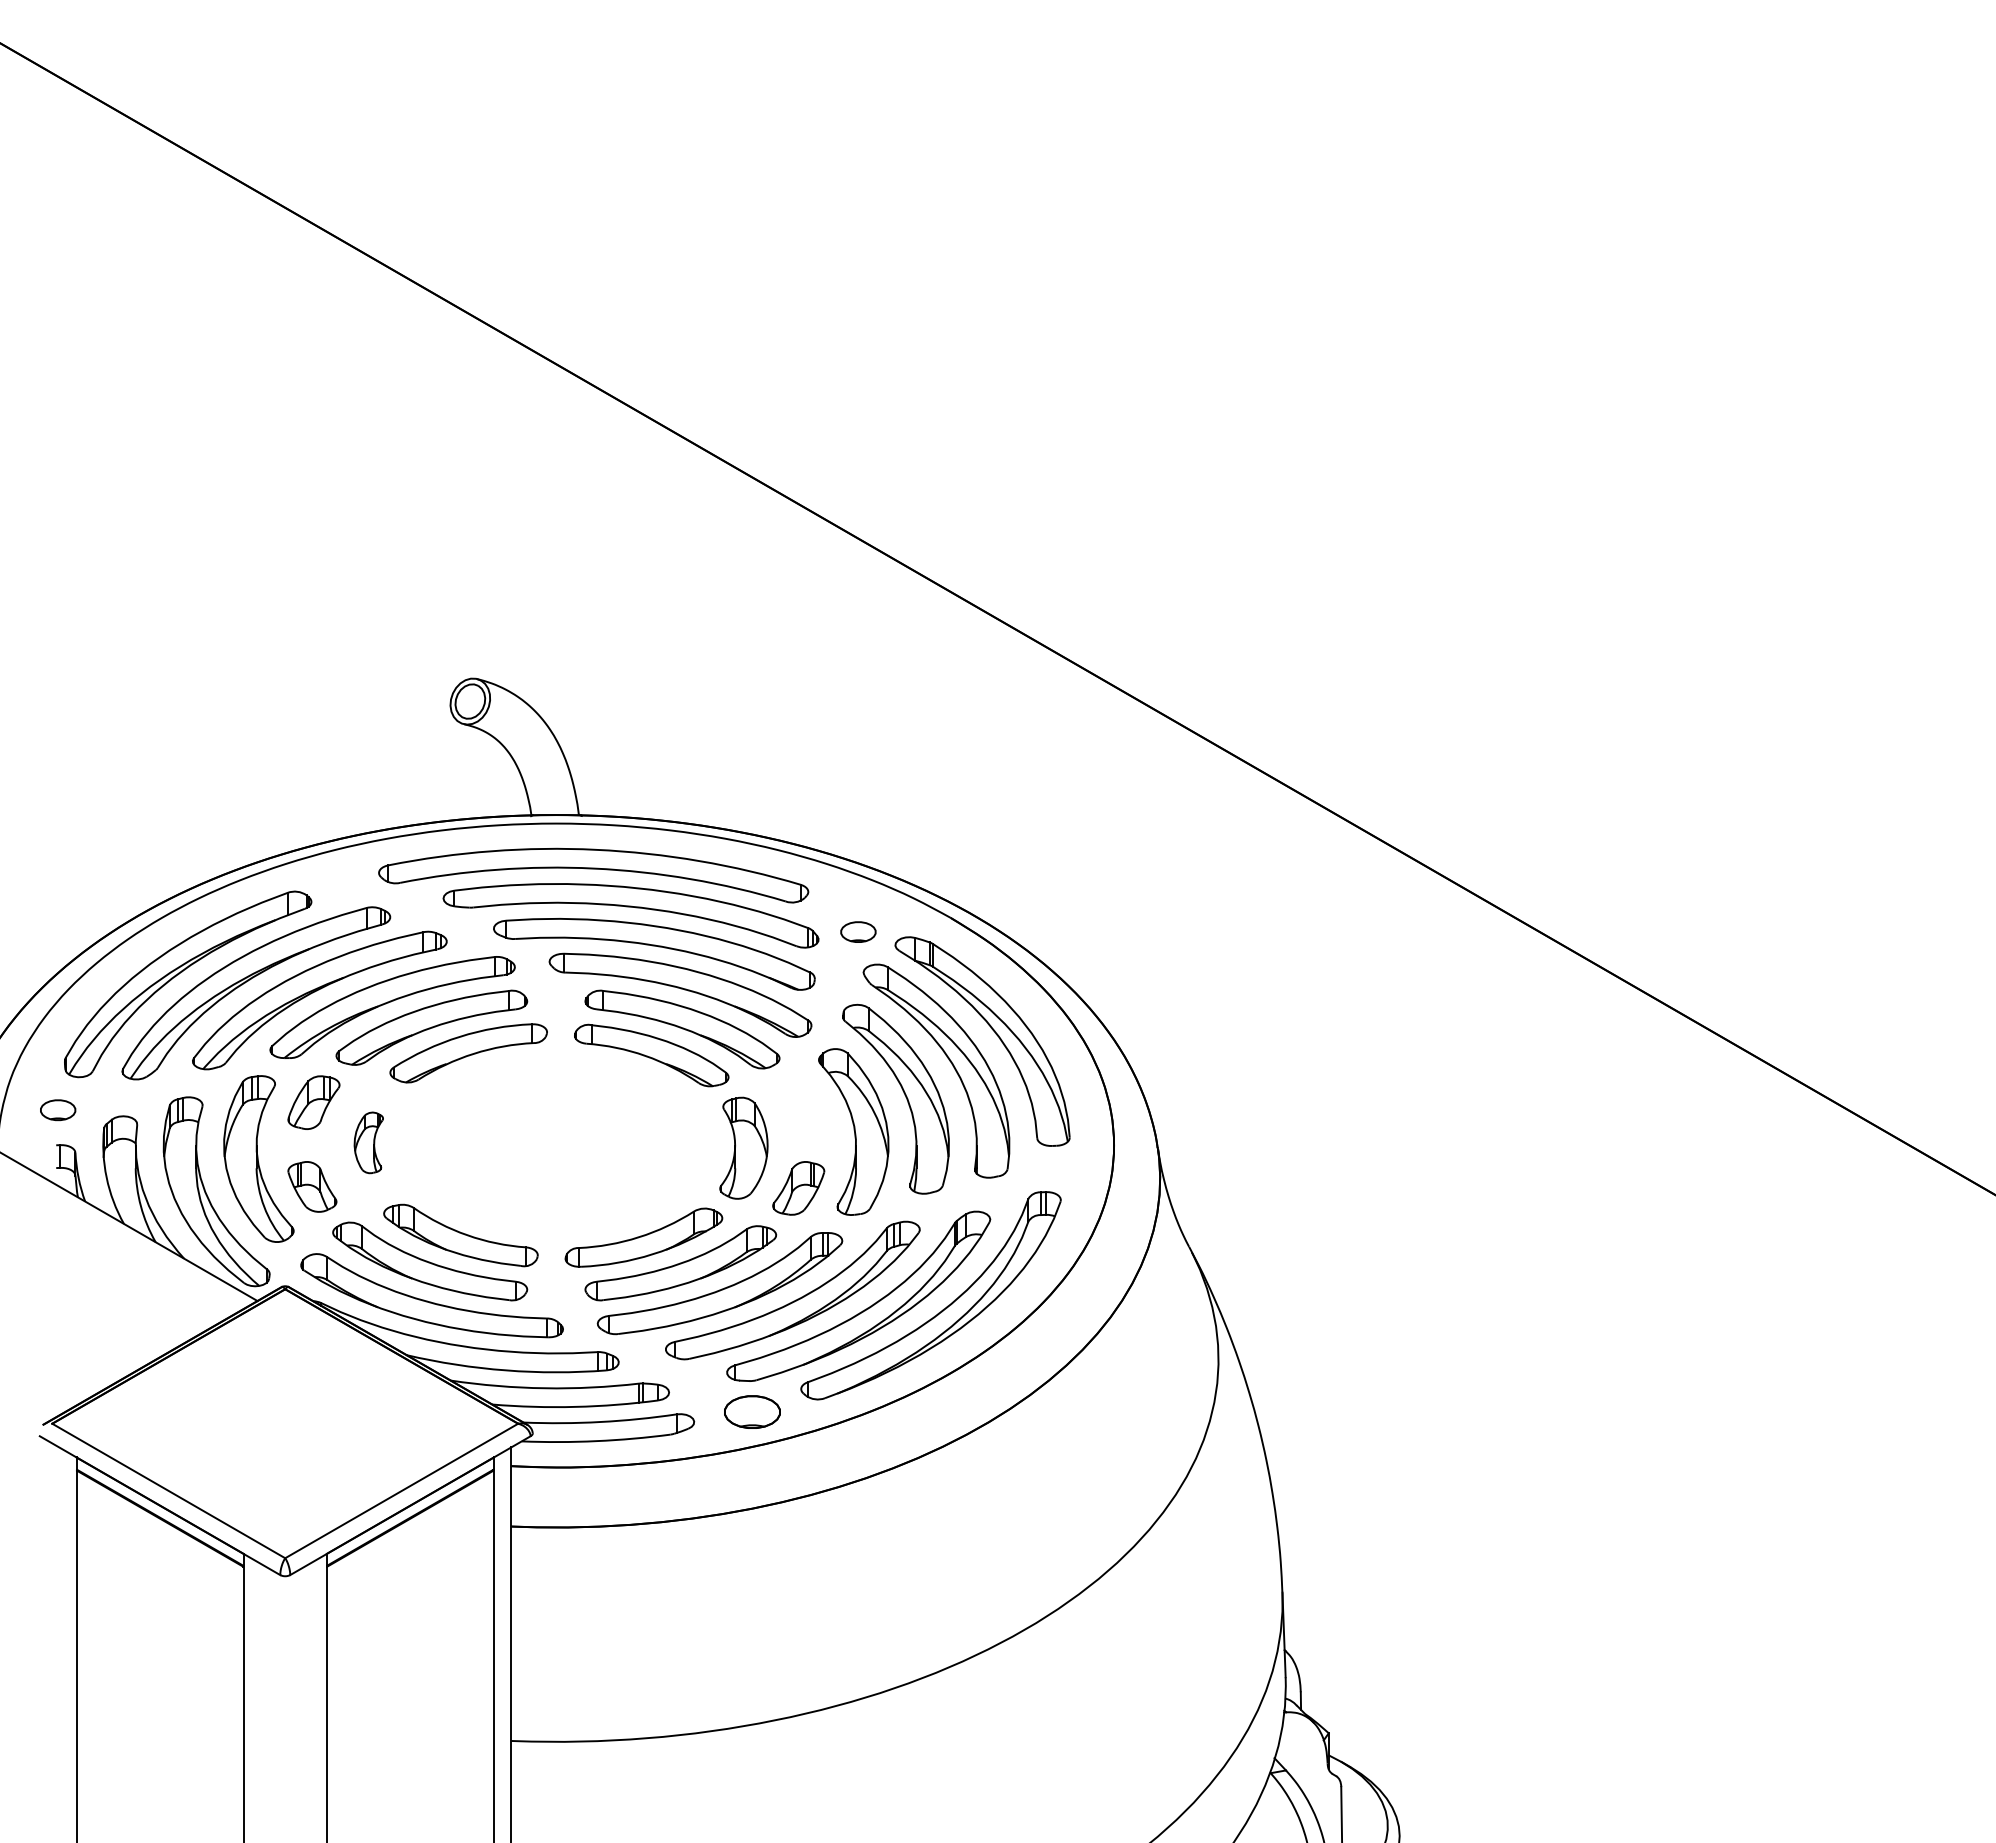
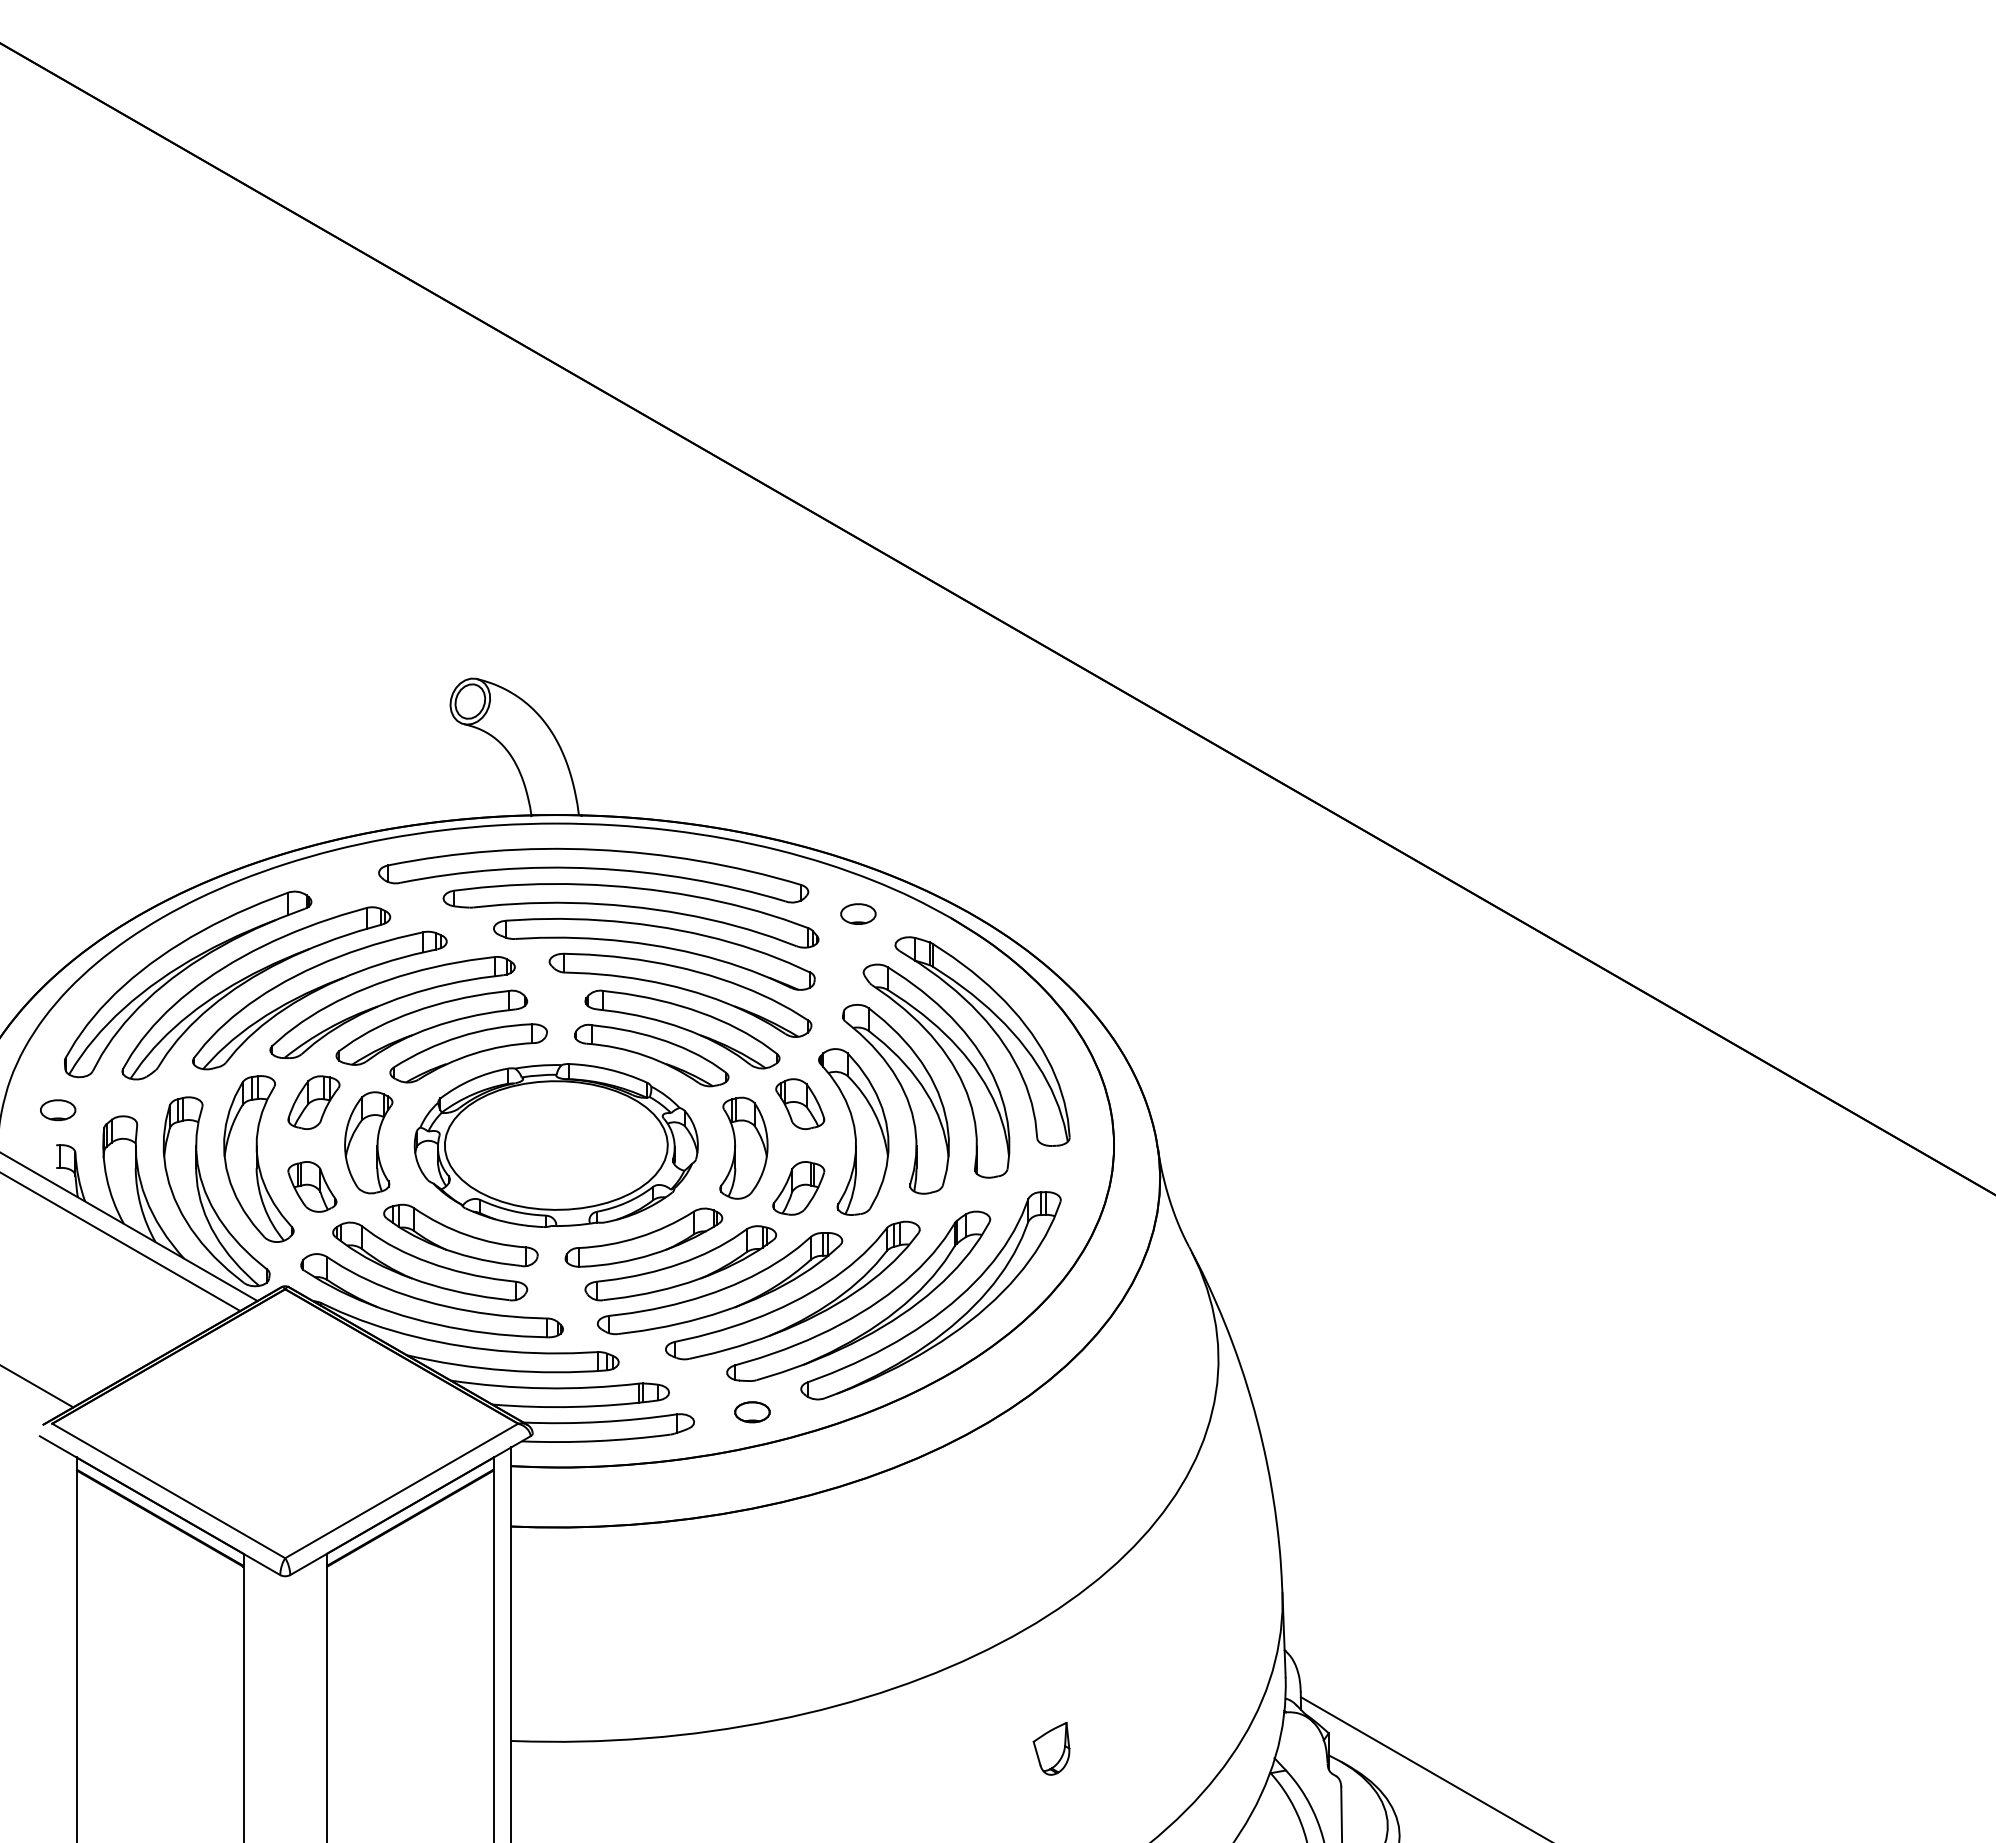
part position: (858, 931) -> (858, 913) (858, 913)
part: none -> present (800, 1103)
part size: 31x64 px -> 50x104 px (368, 1142)
part: none -> present (555, 1145)
line: none -> present (121, 1242)
line: none -> present (37, 1386)
part size: 57x34 px -> 37x23 px (752, 1412)
part: none -> present (1051, 1748)
line: none -> present (1423, 1768)
